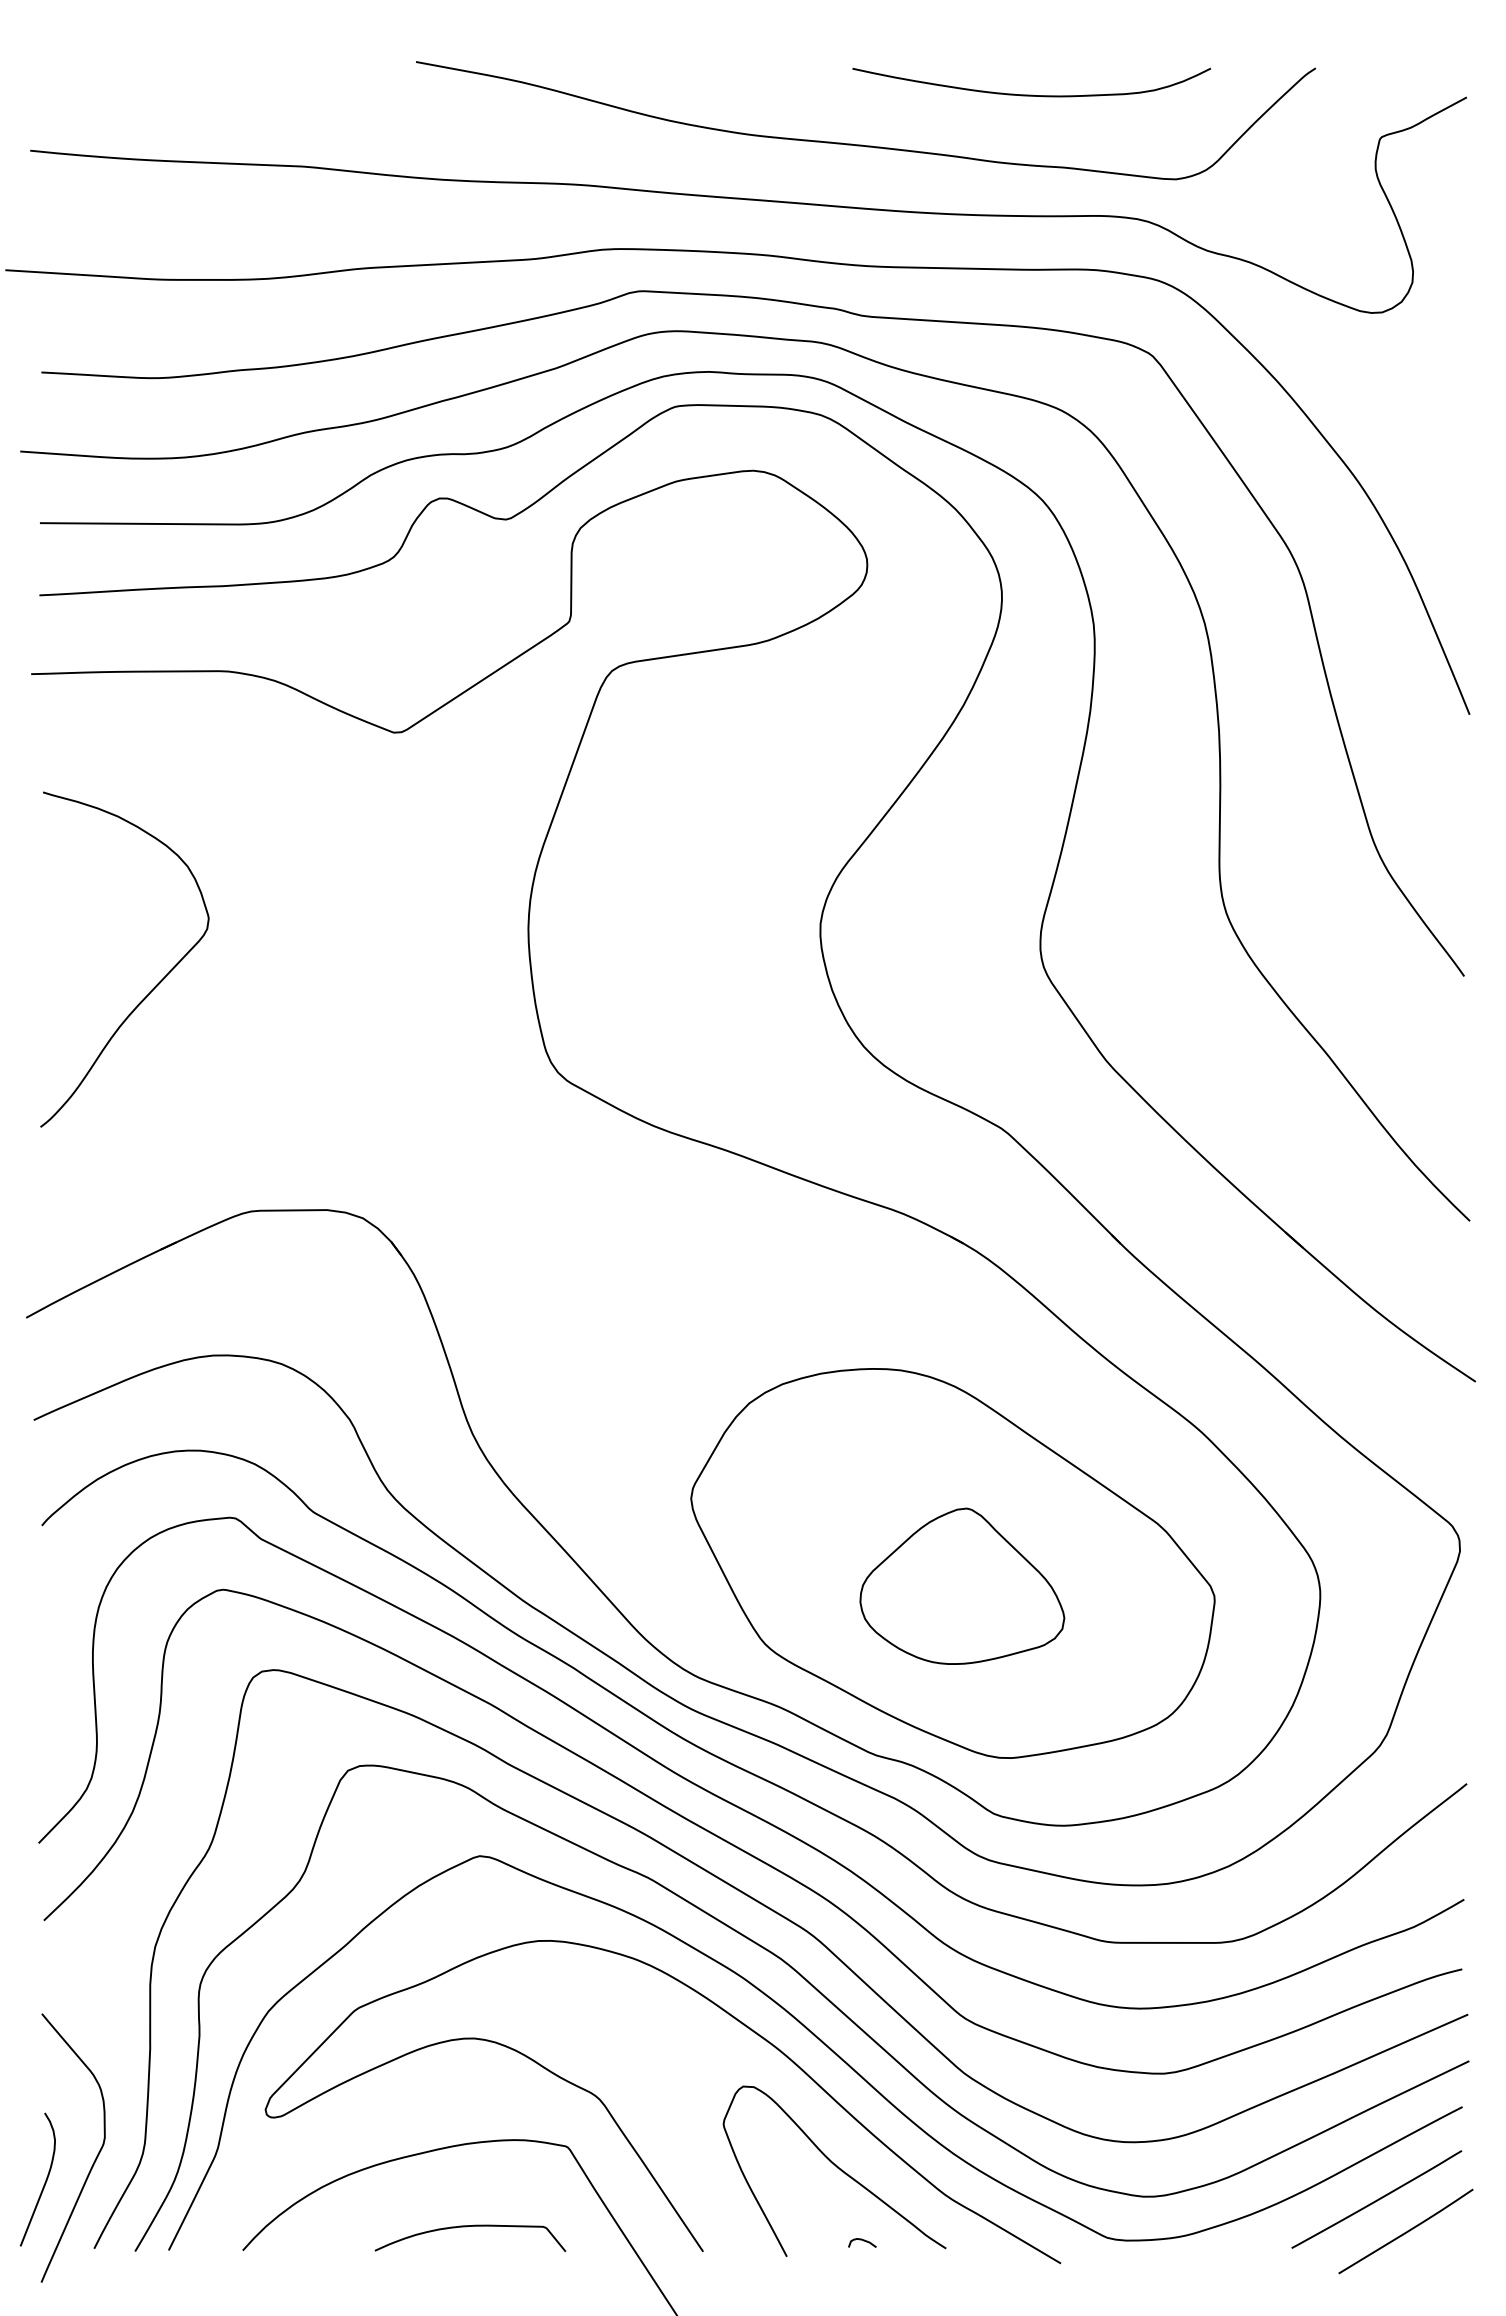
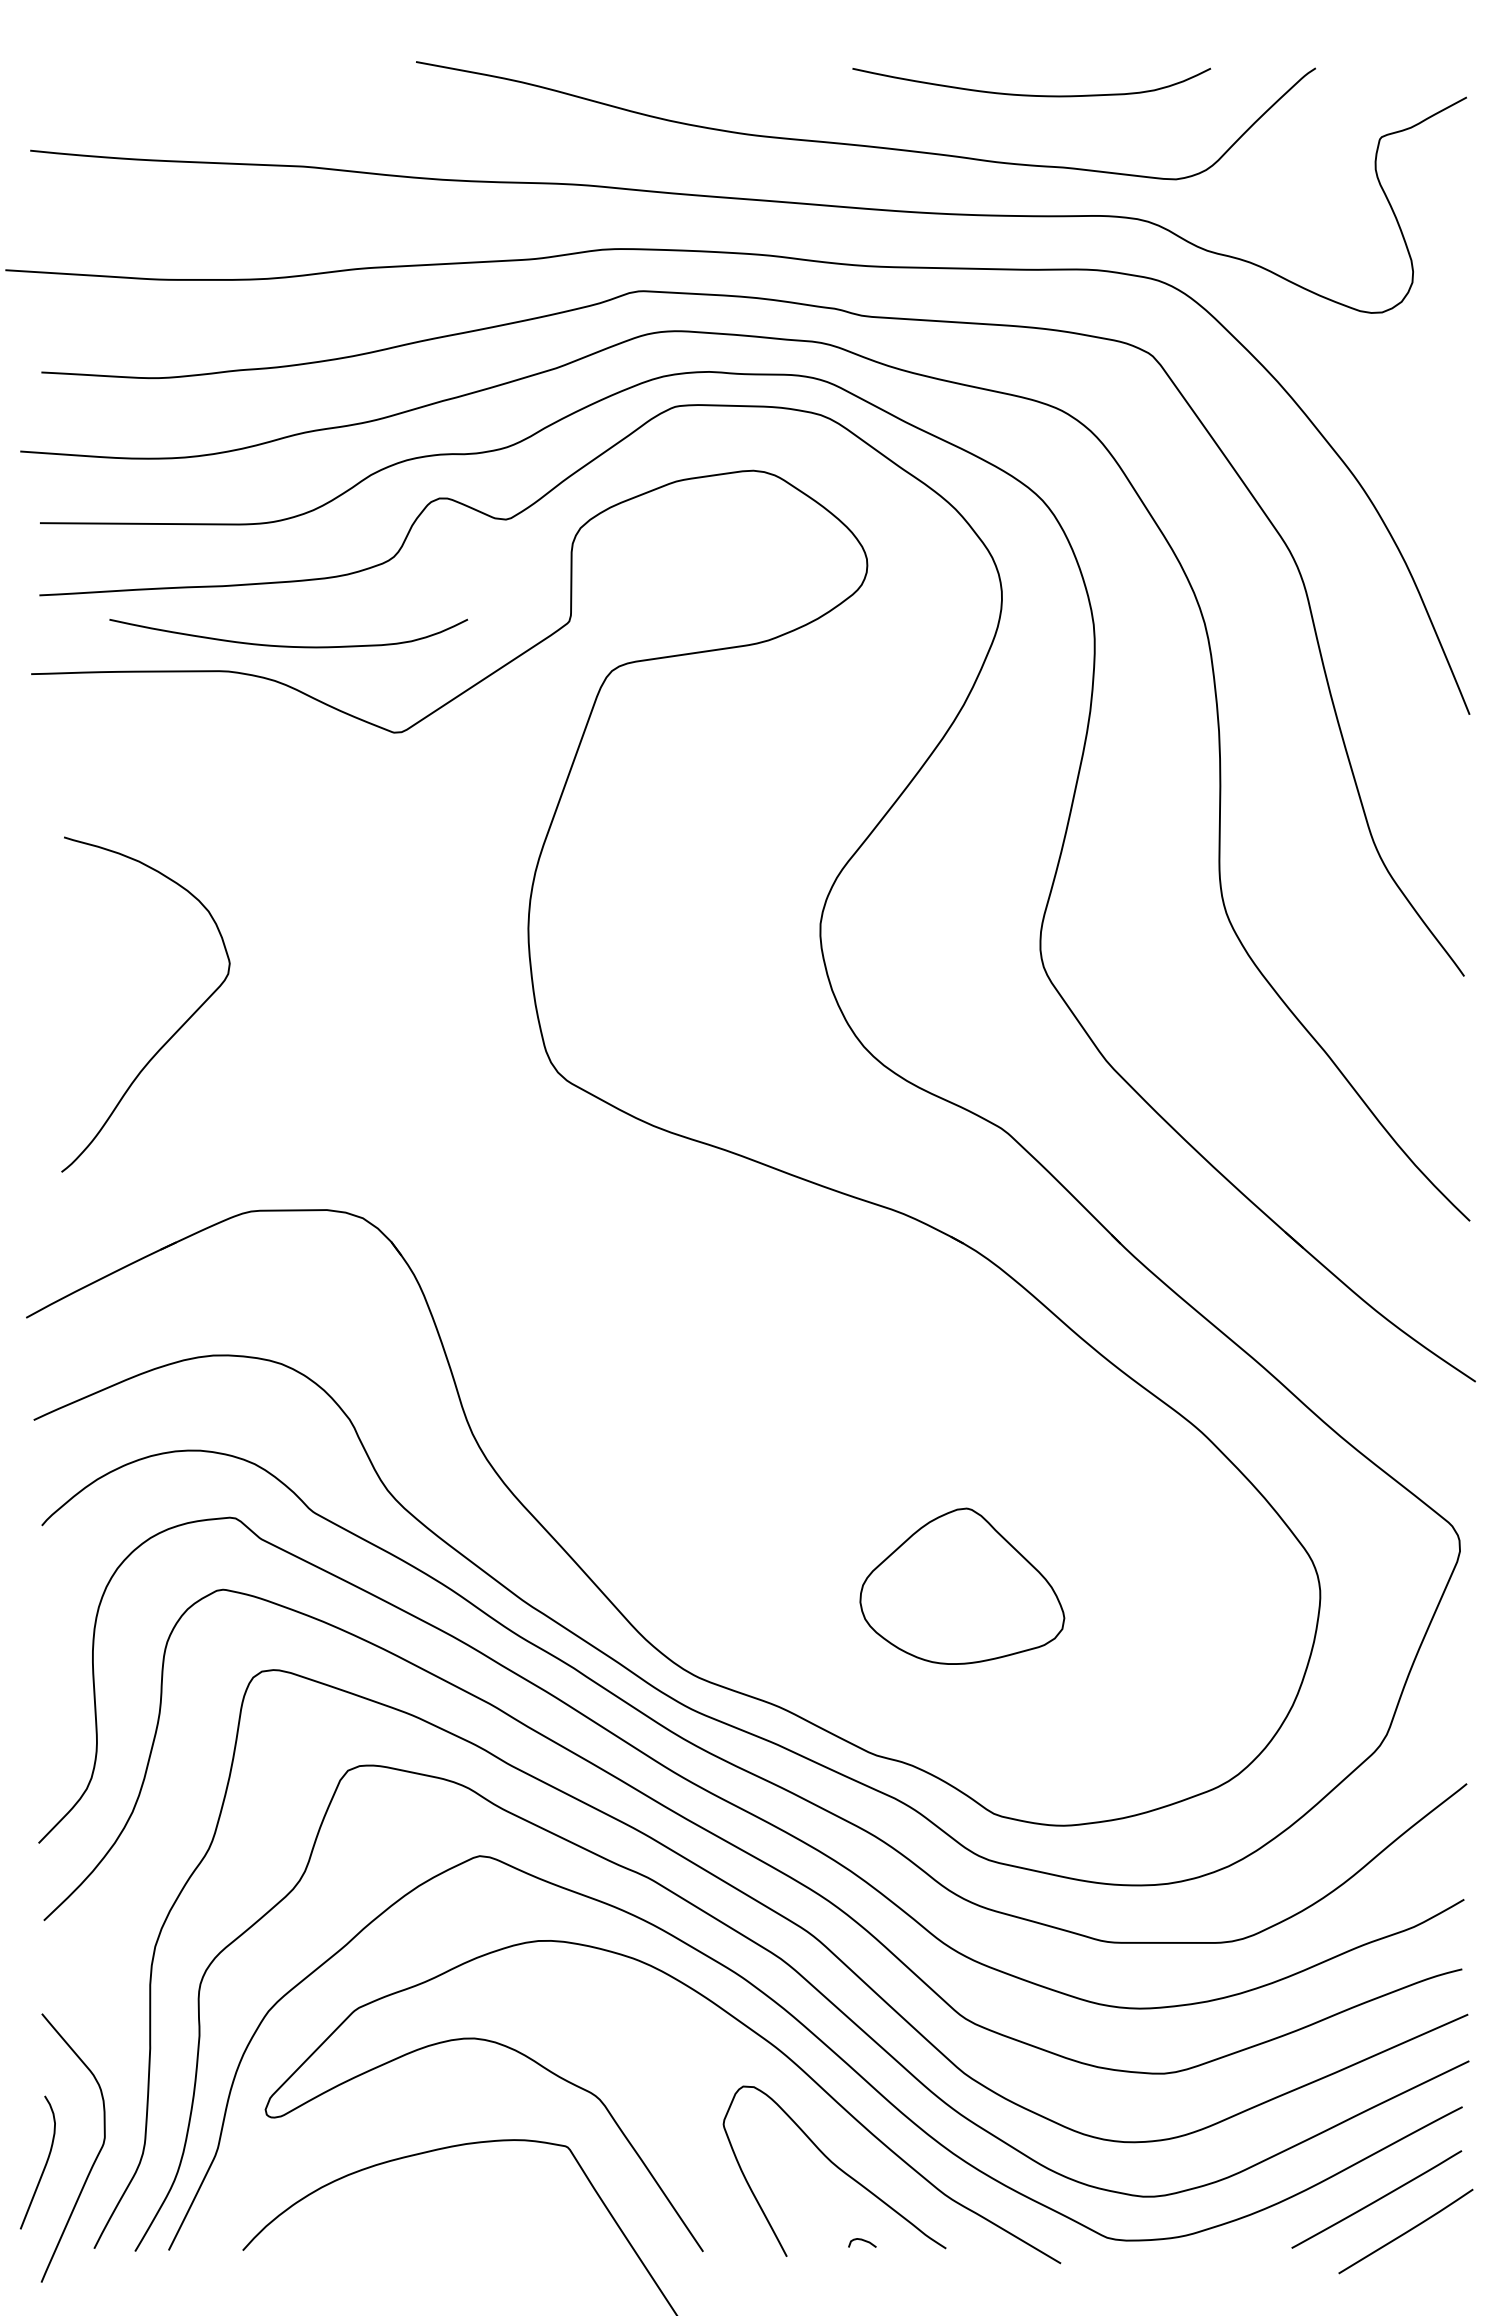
curve: none -> present (288, 645)
curve position: (153, 987) -> (174, 1032) (174, 1032)
part: present -> none (952, 1563)
curve position: (44, 2182) -> (44, 2165) (44, 2165)
curve: present -> none (466, 2227)
